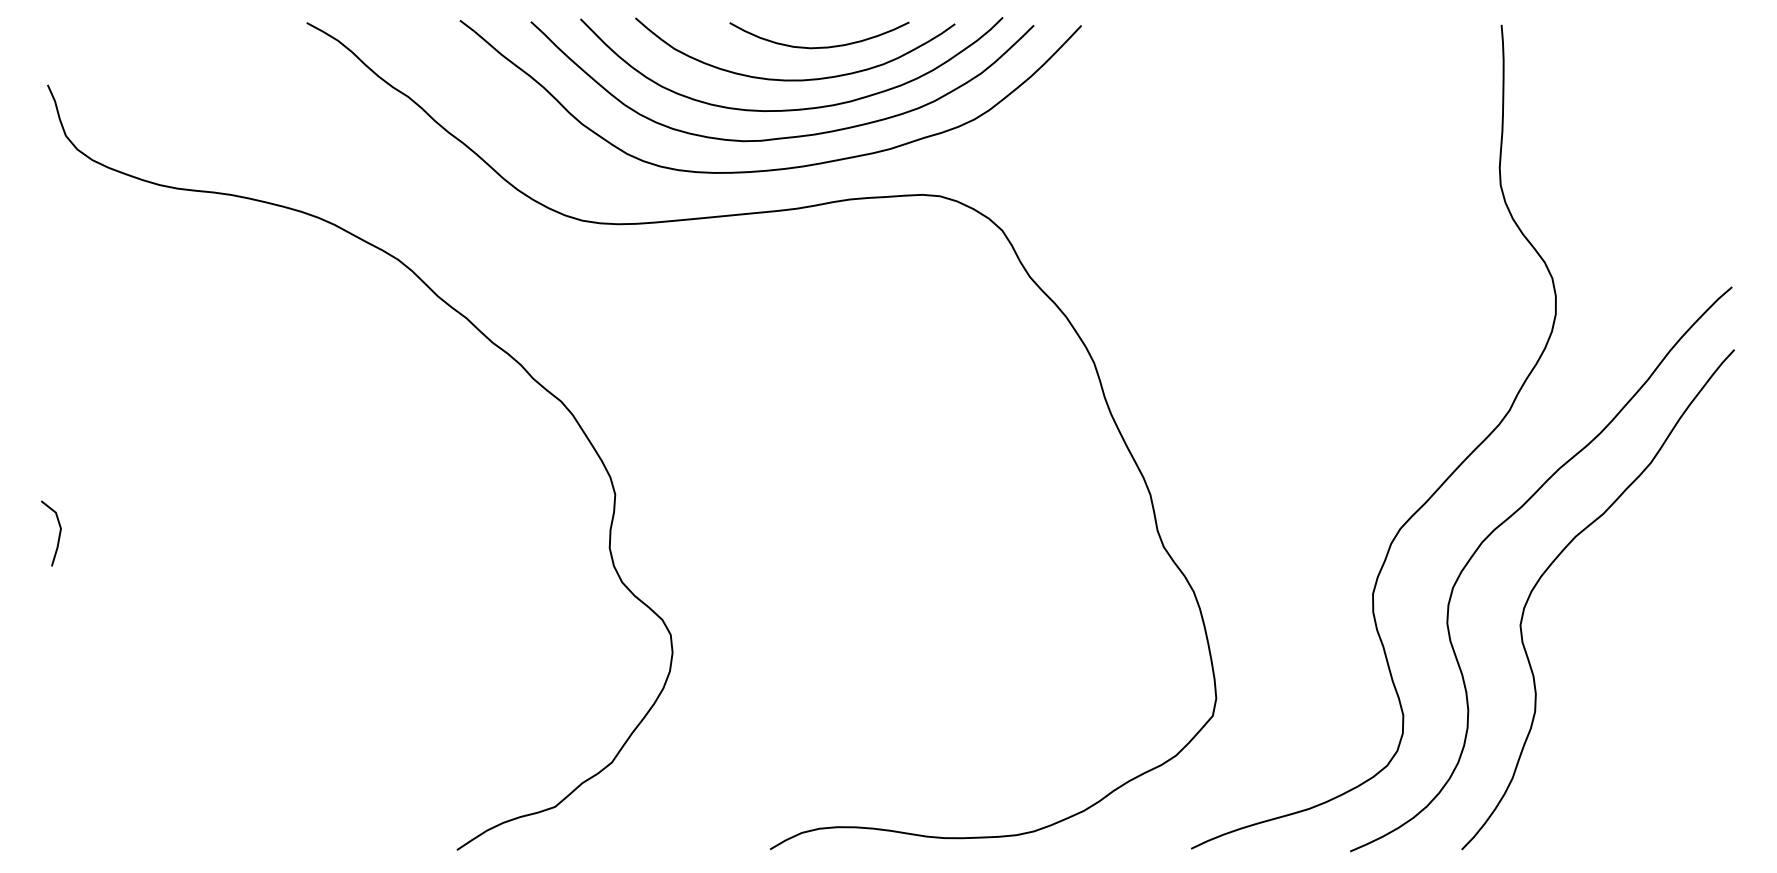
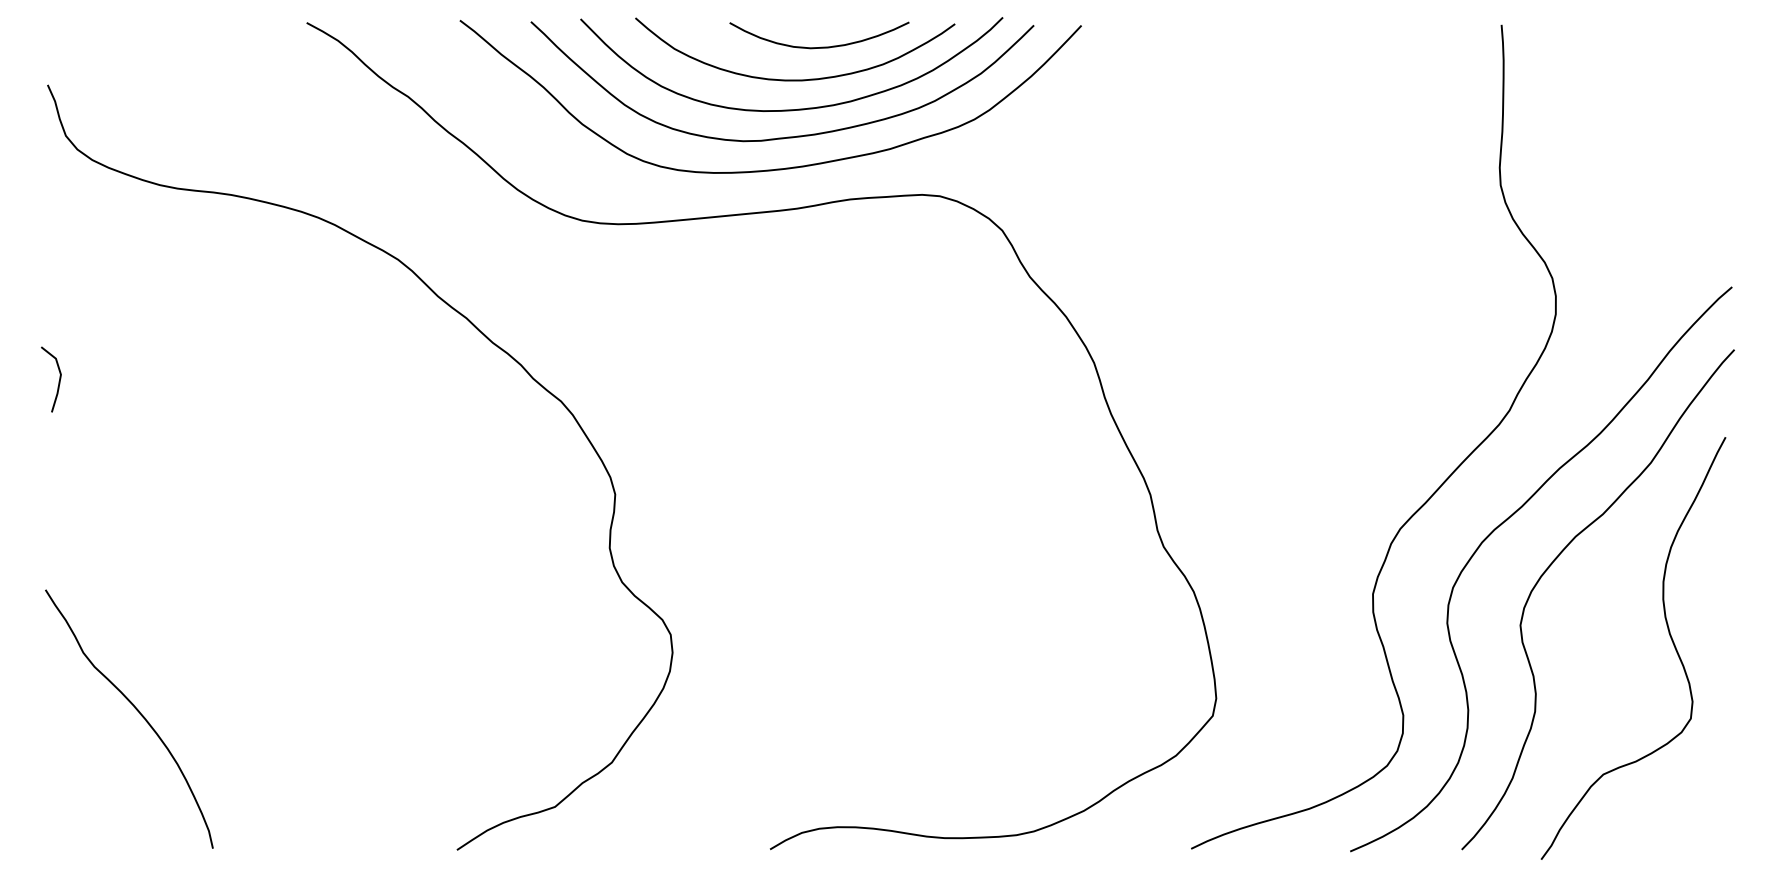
line position: (58, 535) -> (58, 381) (58, 381)
curve: none -> present (1669, 636)
curve: none -> present (136, 710)
